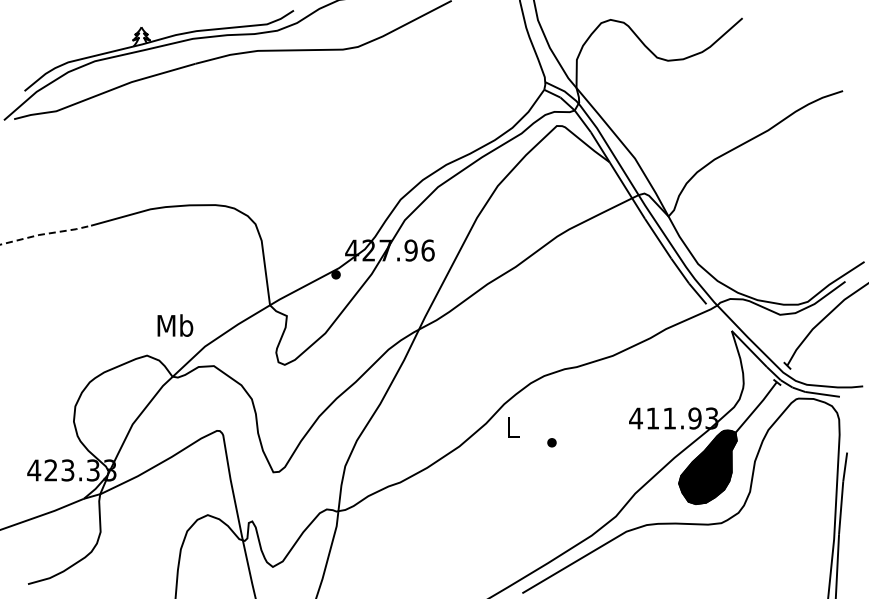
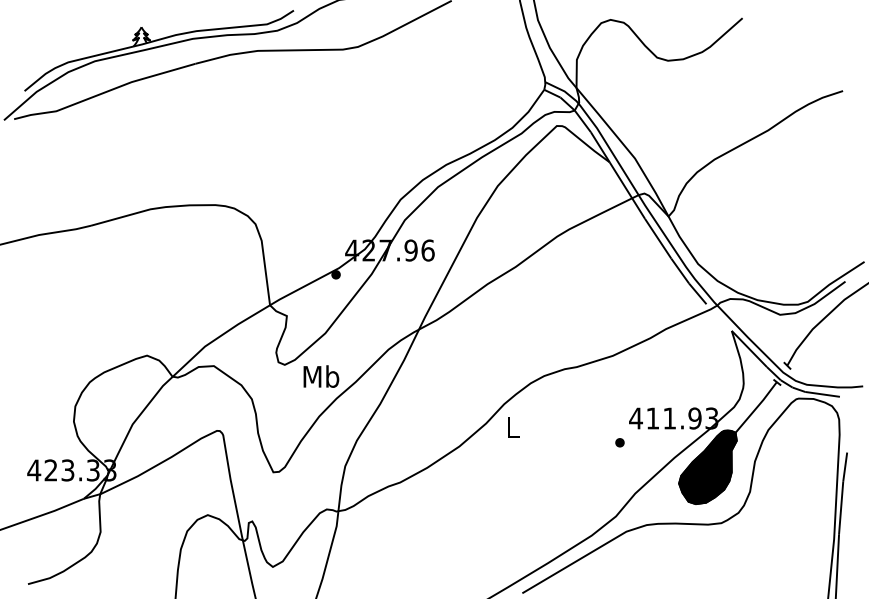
line: dashed -> solid (45, 233)
text position: (175, 325) -> (321, 376) (321, 376)
part position: (551, 442) -> (619, 442) (619, 442)
